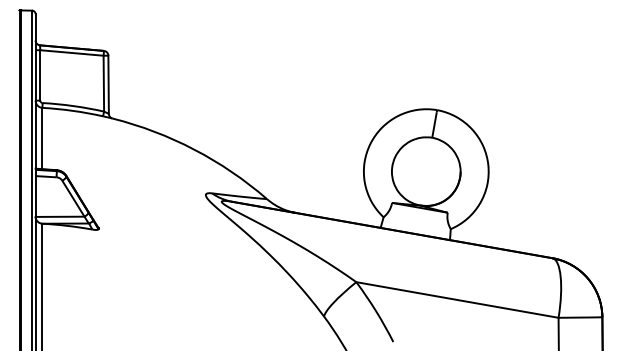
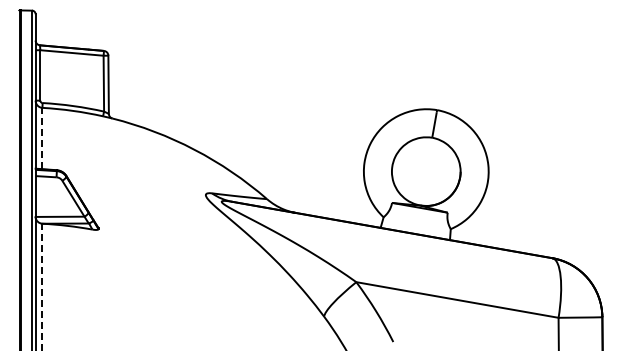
line: solid -> dashed (42, 138)
line: solid -> dashed (42, 286)
